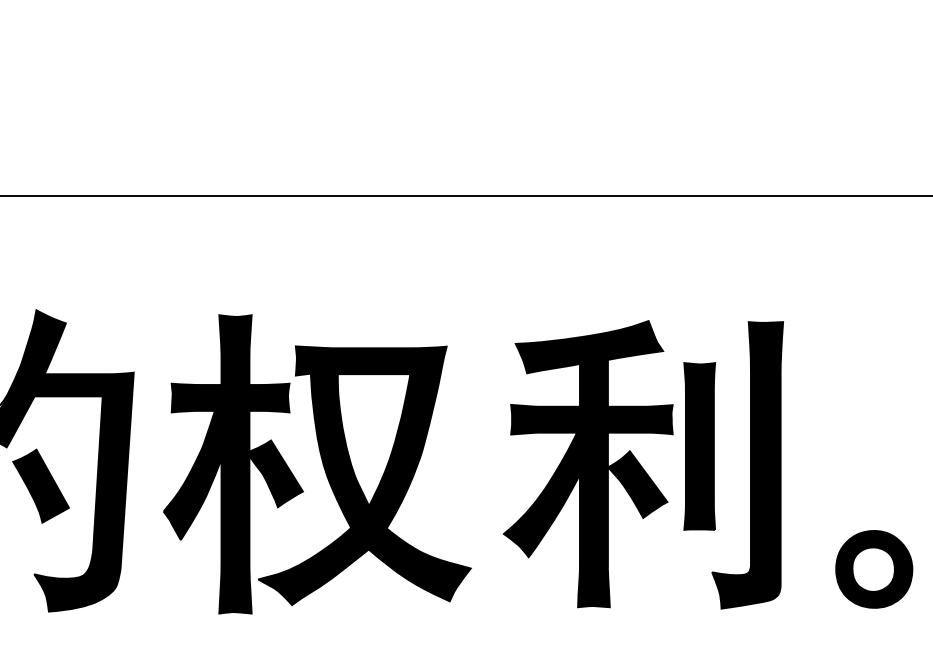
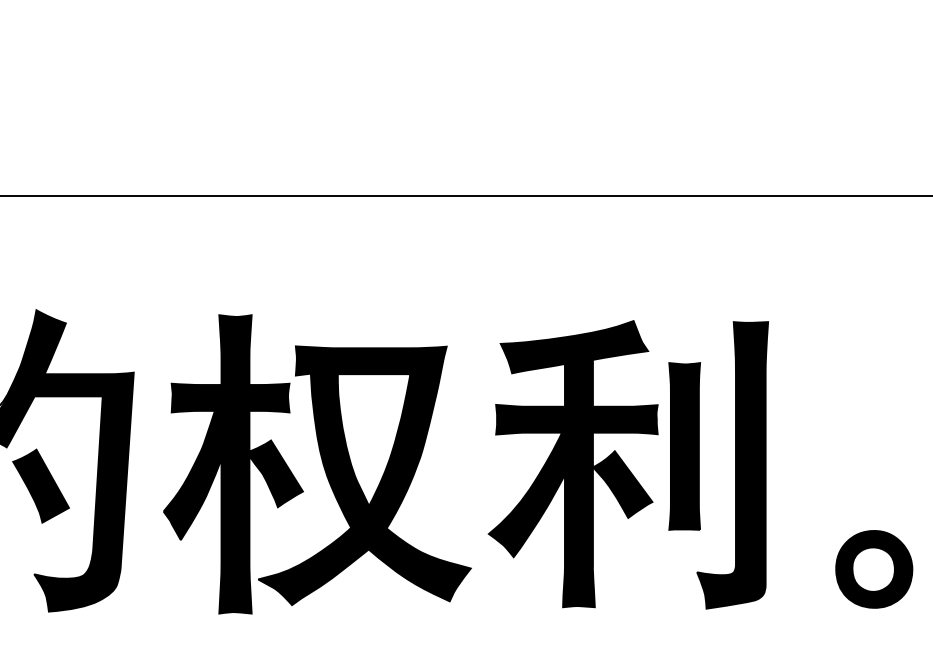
part position: (642, 464) -> (627, 464) (627, 464)
